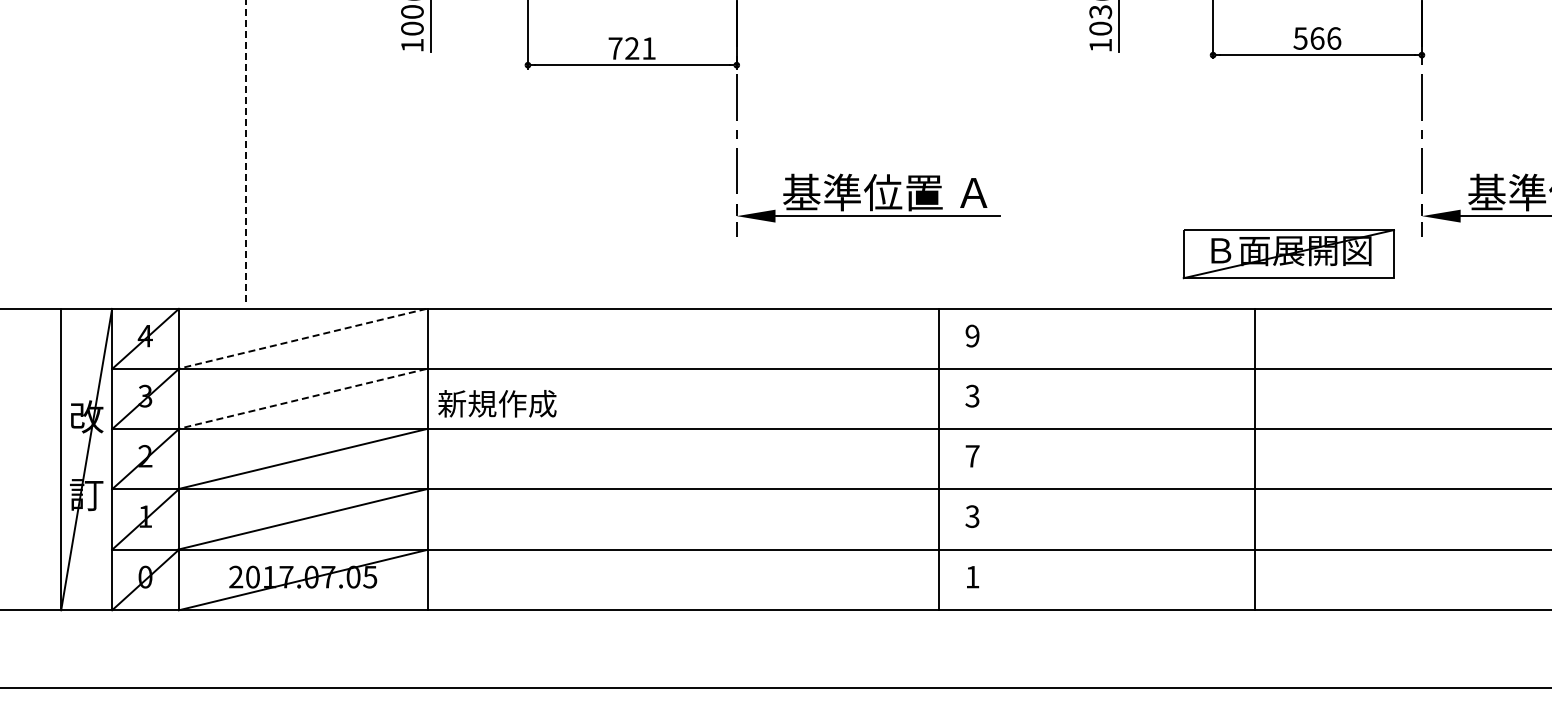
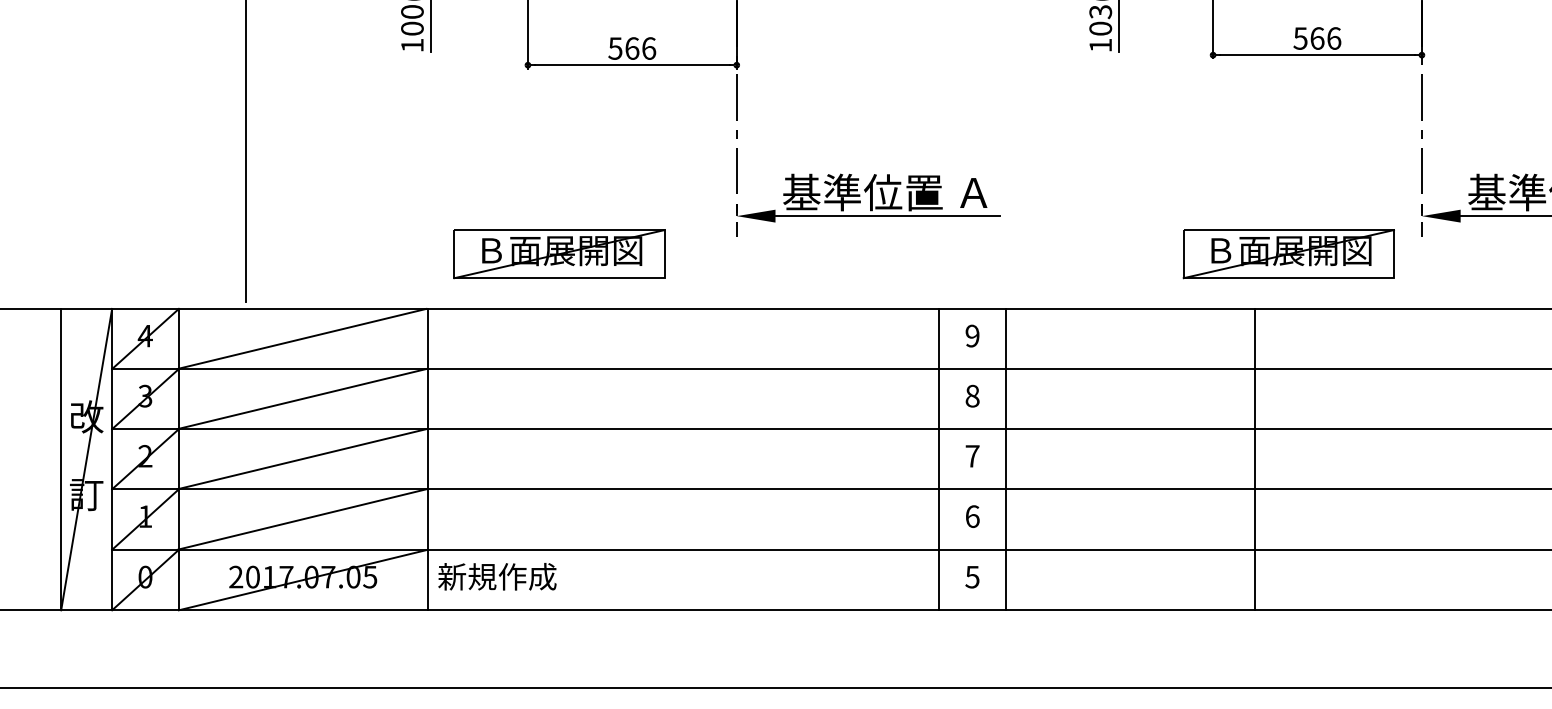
text: 721 -> 566 (632, 48)
line: dashed -> solid (245, 151)
part: none -> present (559, 254)
line: dashed -> solid (301, 339)
text: 3 -> 8 (972, 395)
line: dashed -> solid (301, 399)
text position: (497, 403) -> (497, 576) (497, 576)
line: none -> present (1006, 459)
text: 3 -> 6 (972, 516)
text: 1 -> 5 (972, 577)
